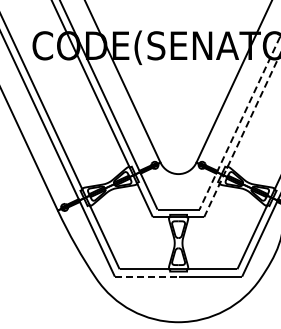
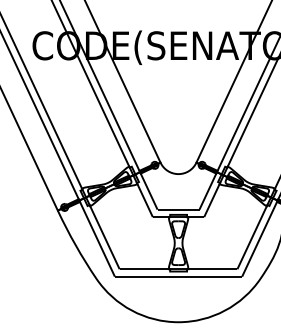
line: dashed -> solid (278, 39)
line: dashed -> solid (146, 276)
